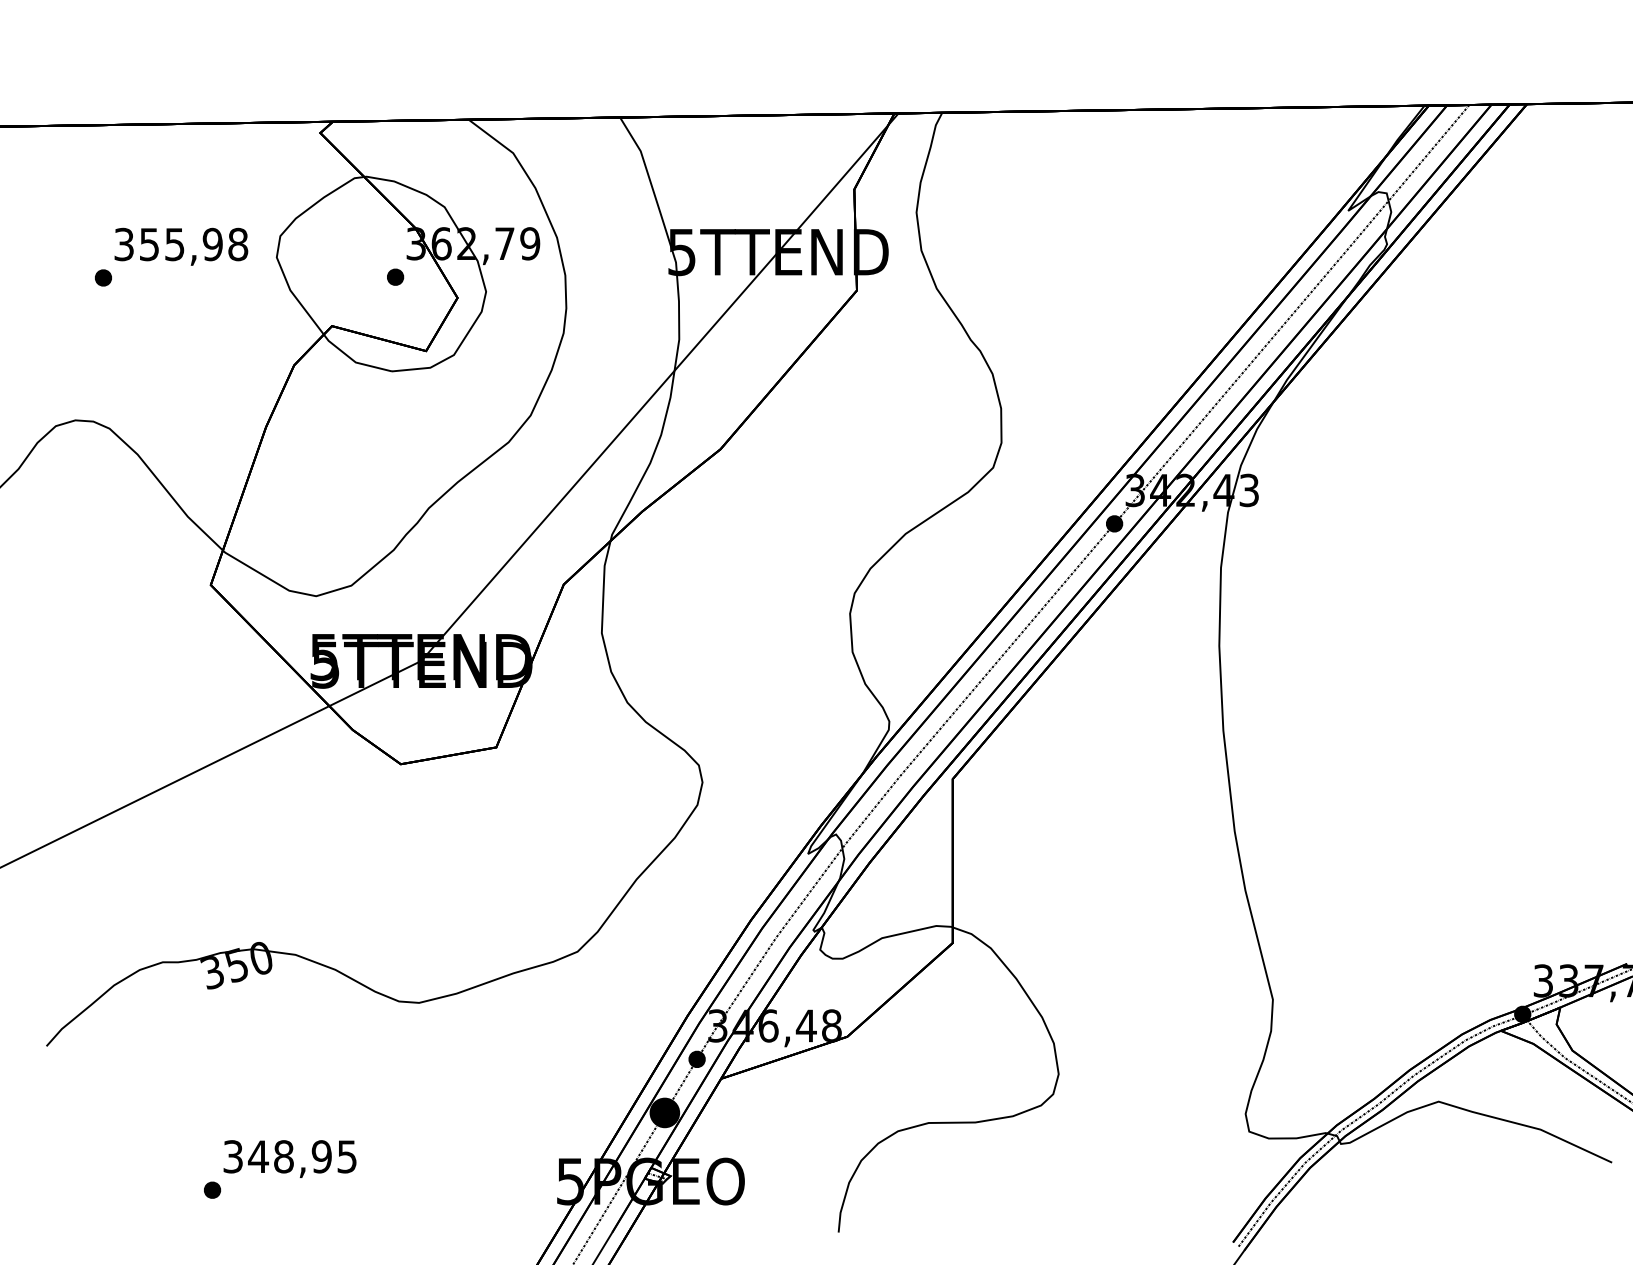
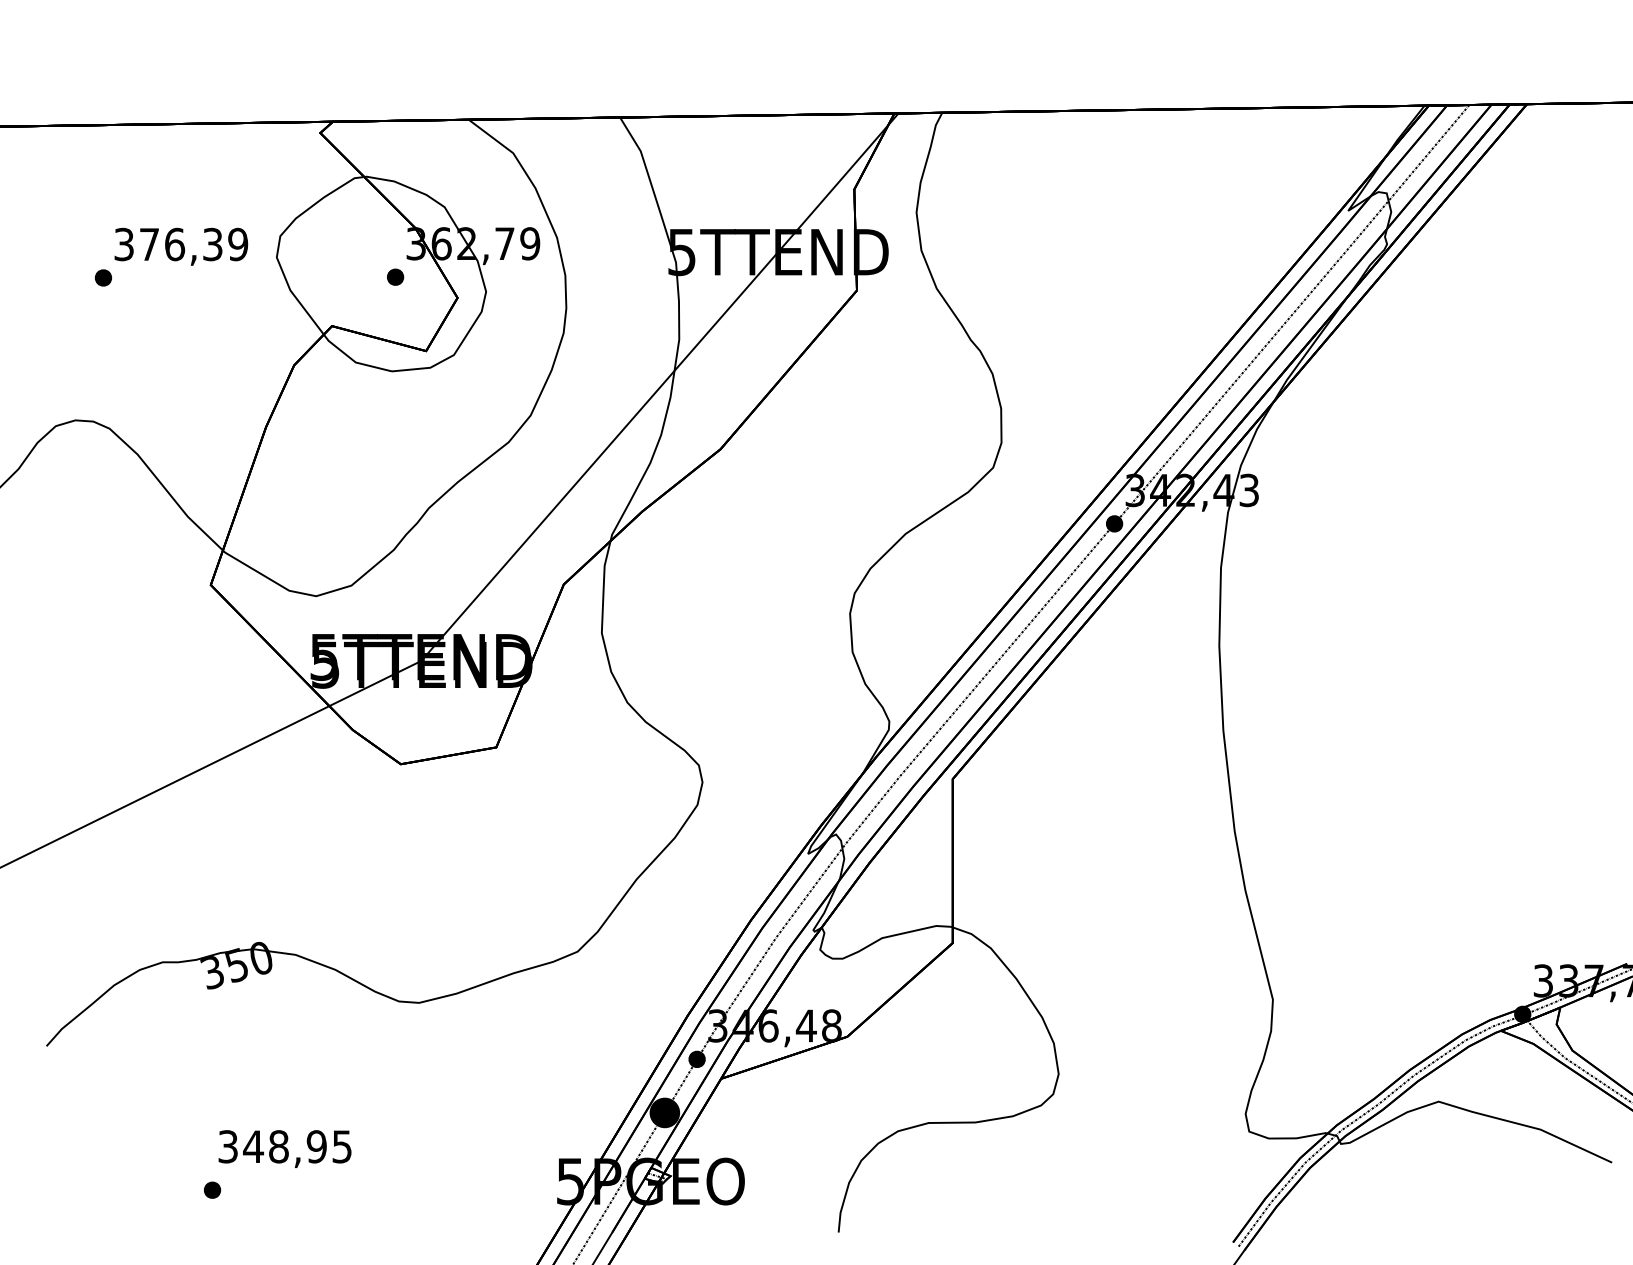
text: 355,98 -> 376,39 (194, 244)
text position: (289, 1158) -> (284, 1148) (284, 1148)
